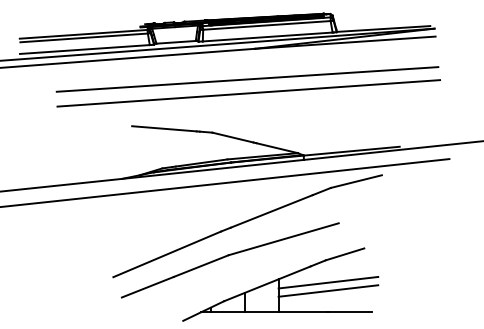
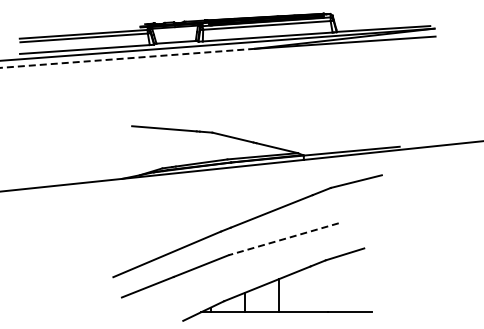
line: solid -> dashed (127, 58)
line: present -> none (247, 79)
line: present -> none (248, 93)
line: present -> none (225, 182)
line: solid -> dashed (283, 239)
line: present -> none (328, 282)
line: present -> none (328, 290)
